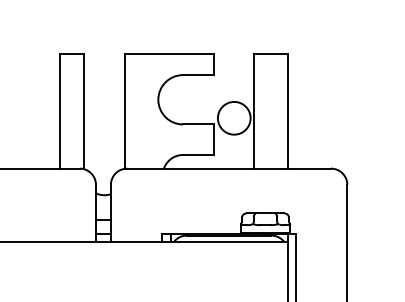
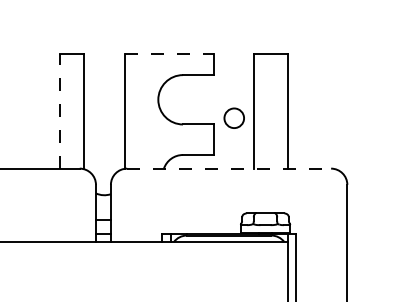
line: solid -> dashed (169, 54)
line: solid -> dashed (59, 110)
circle diameter: 33 px -> 20 px (234, 118)
line: solid -> dashed (229, 168)
